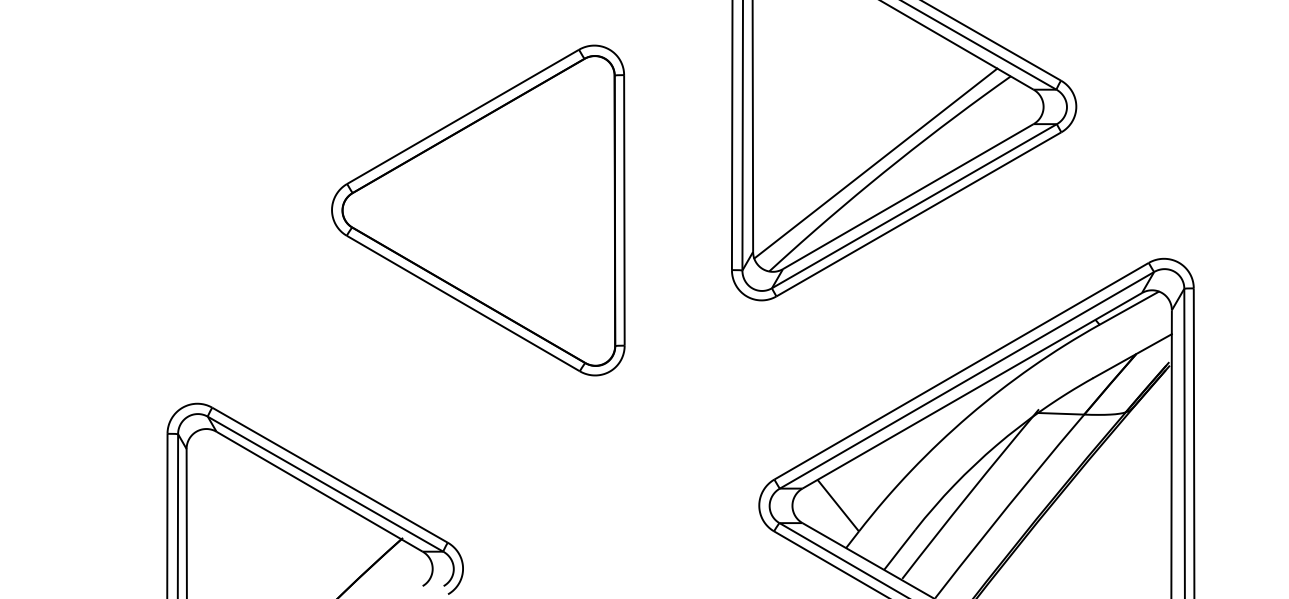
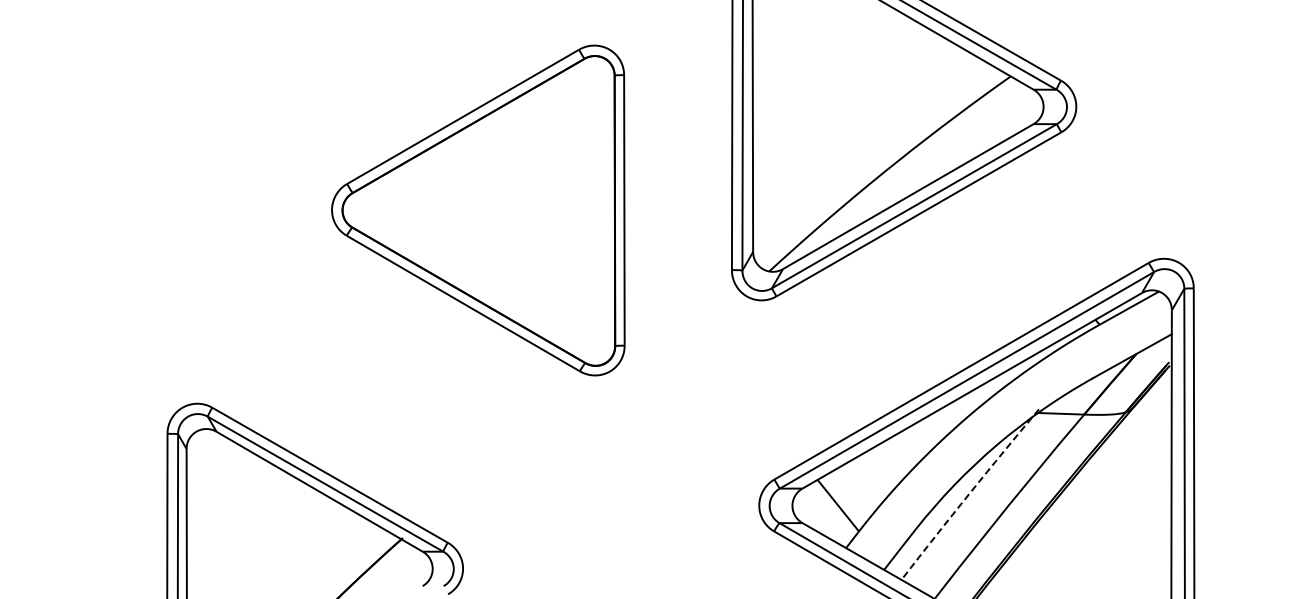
line: present -> none (875, 163)
arc: solid -> dashed (969, 493)
